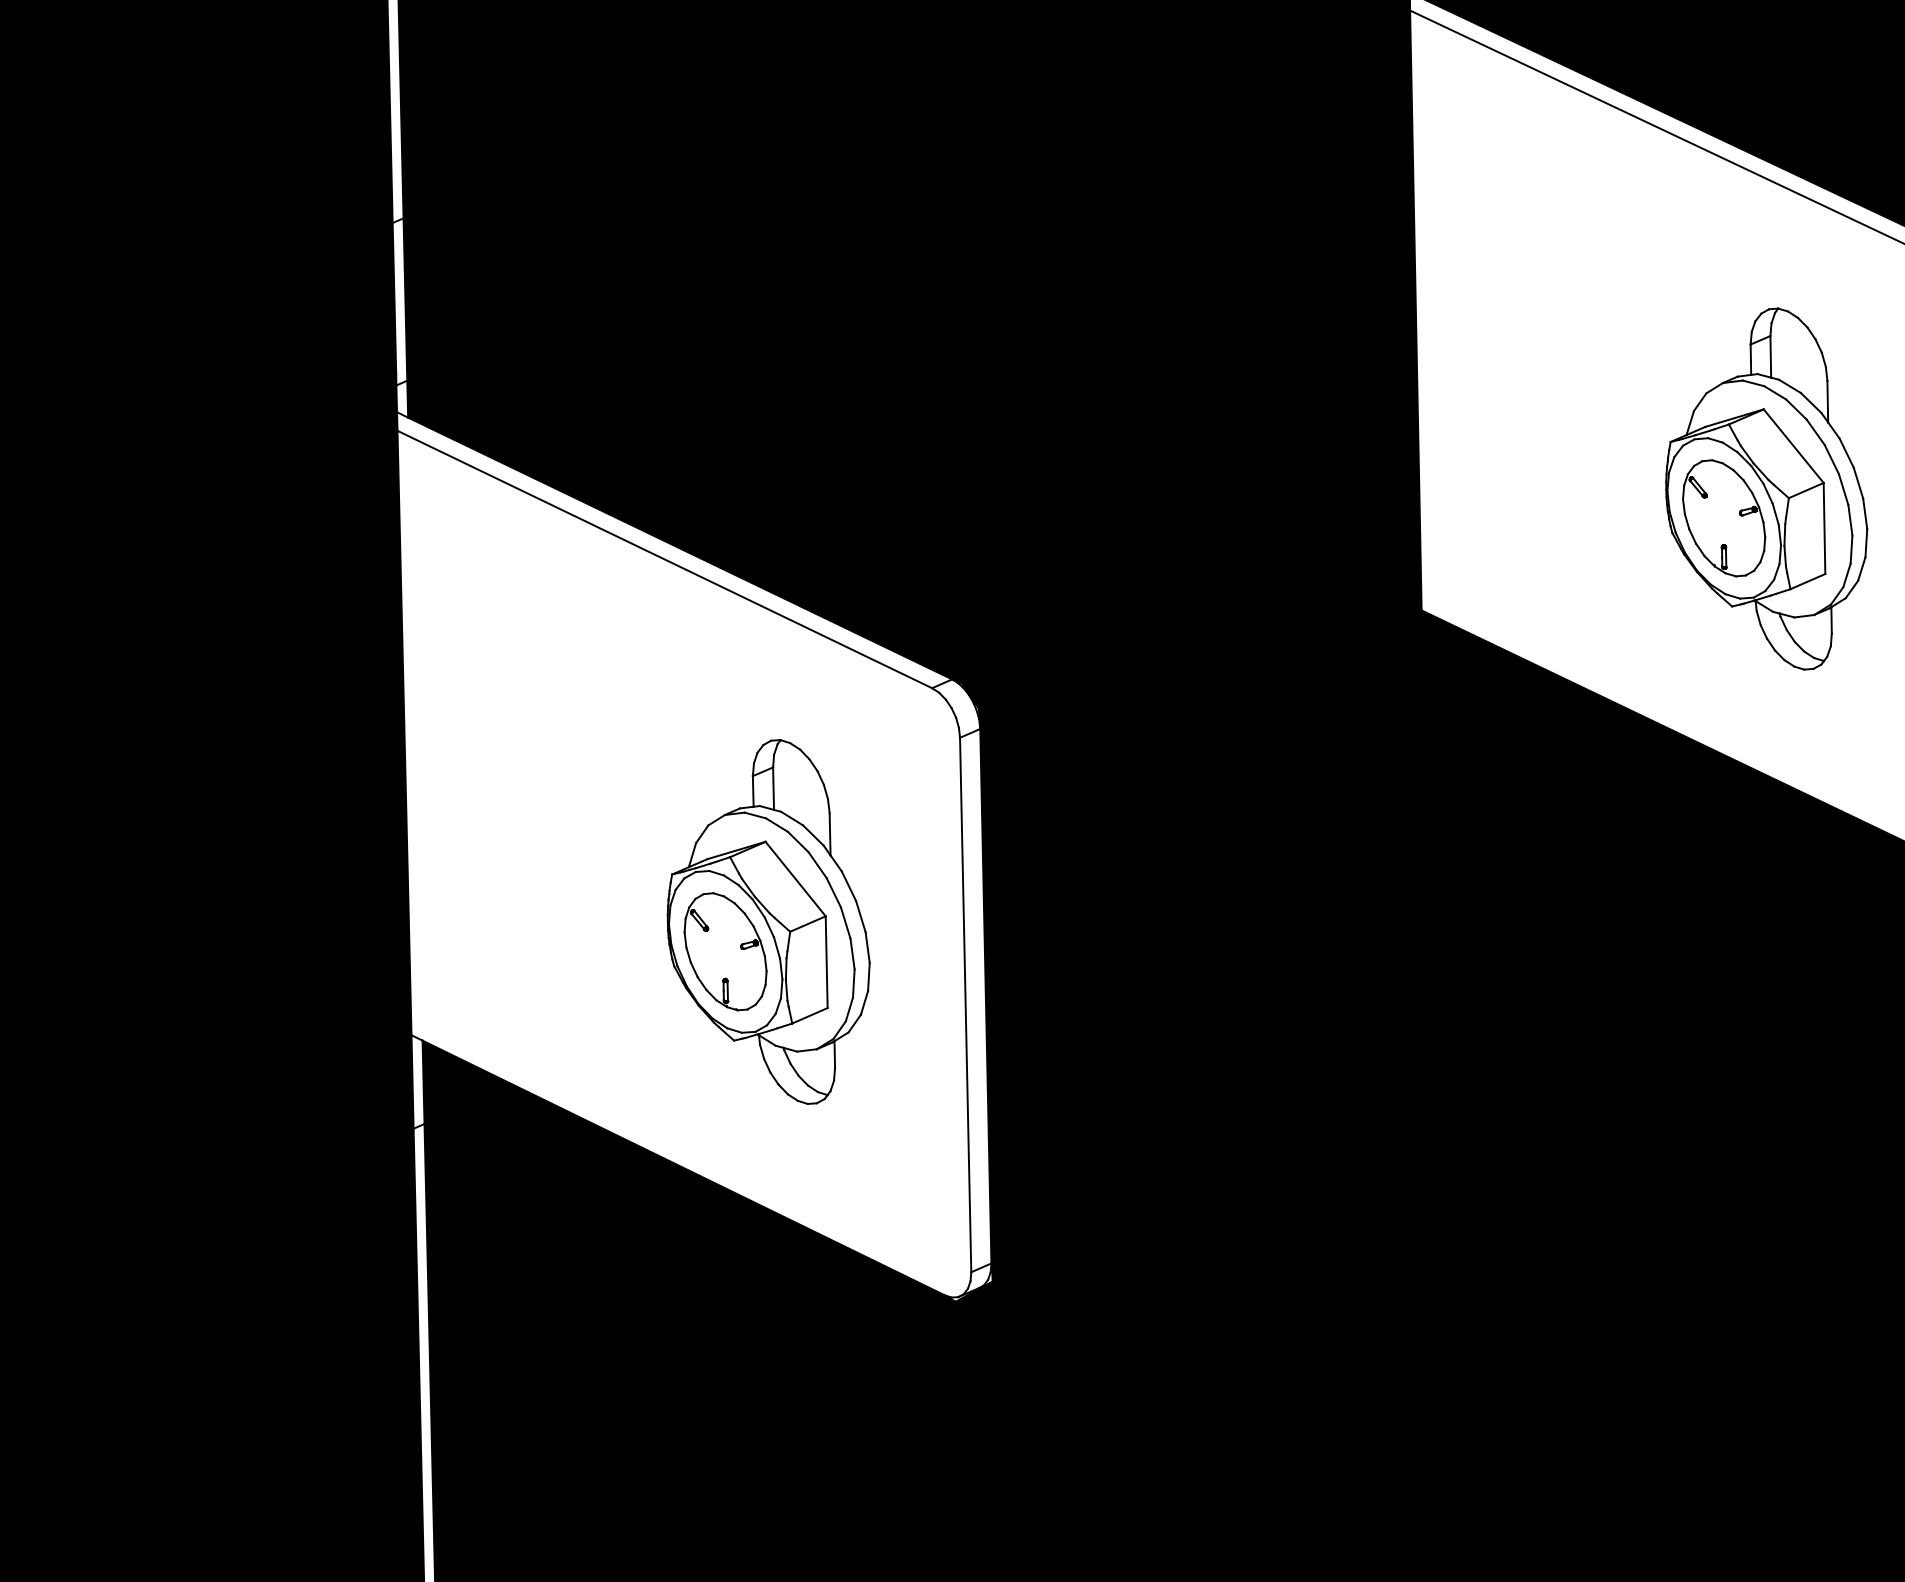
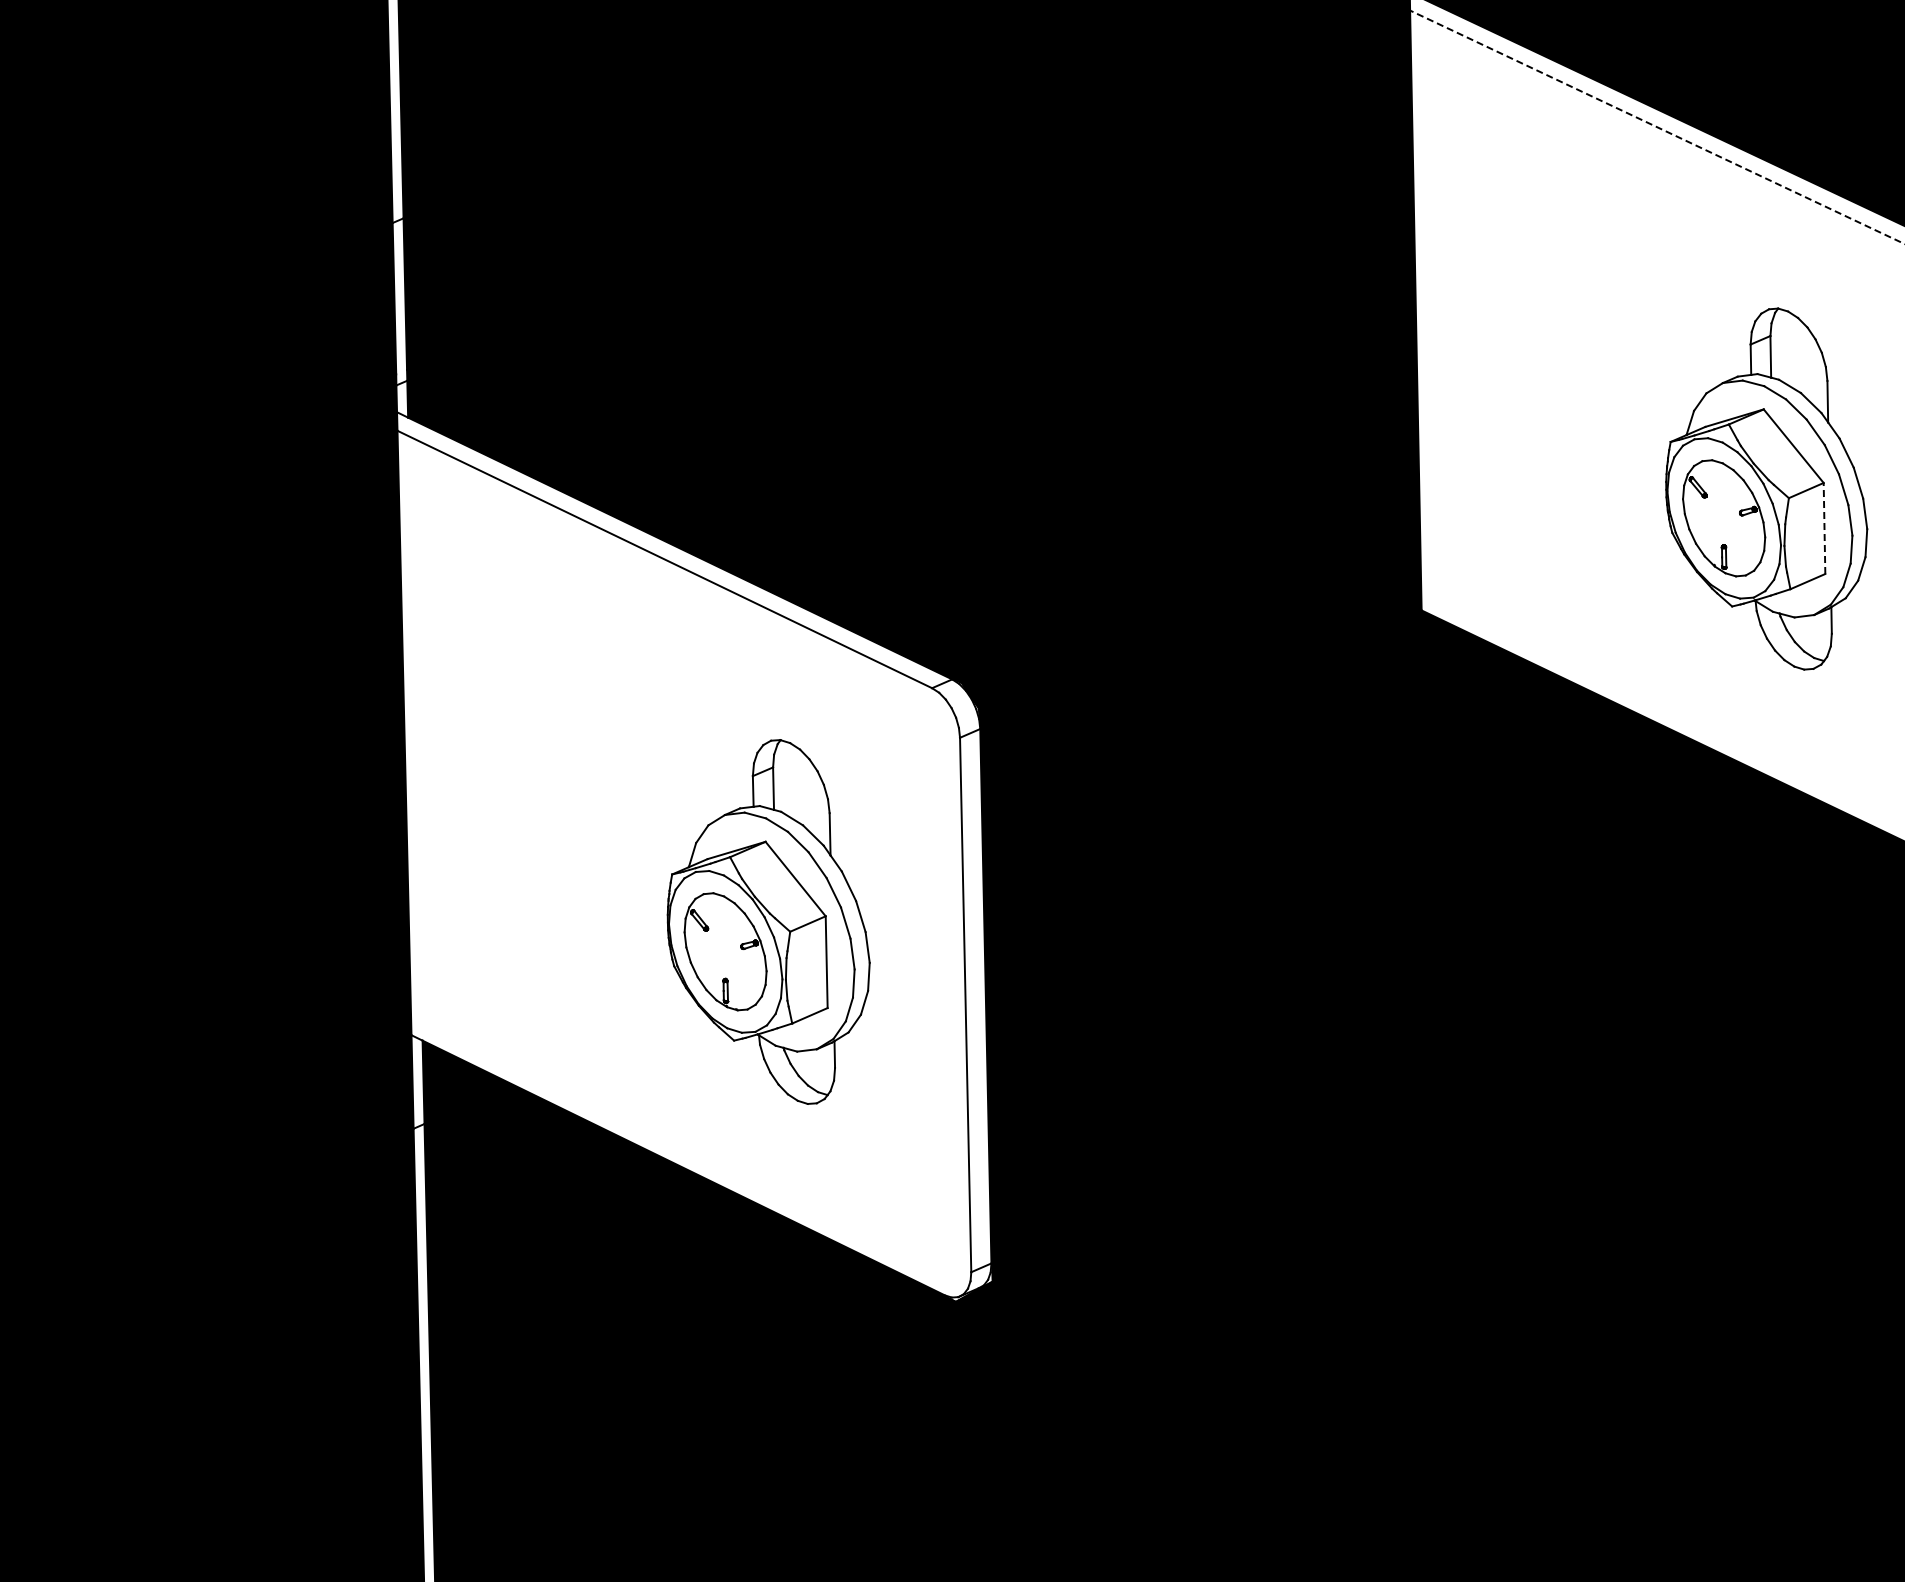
line: solid -> dashed (1656, 127)
line: solid -> dashed (1824, 528)
